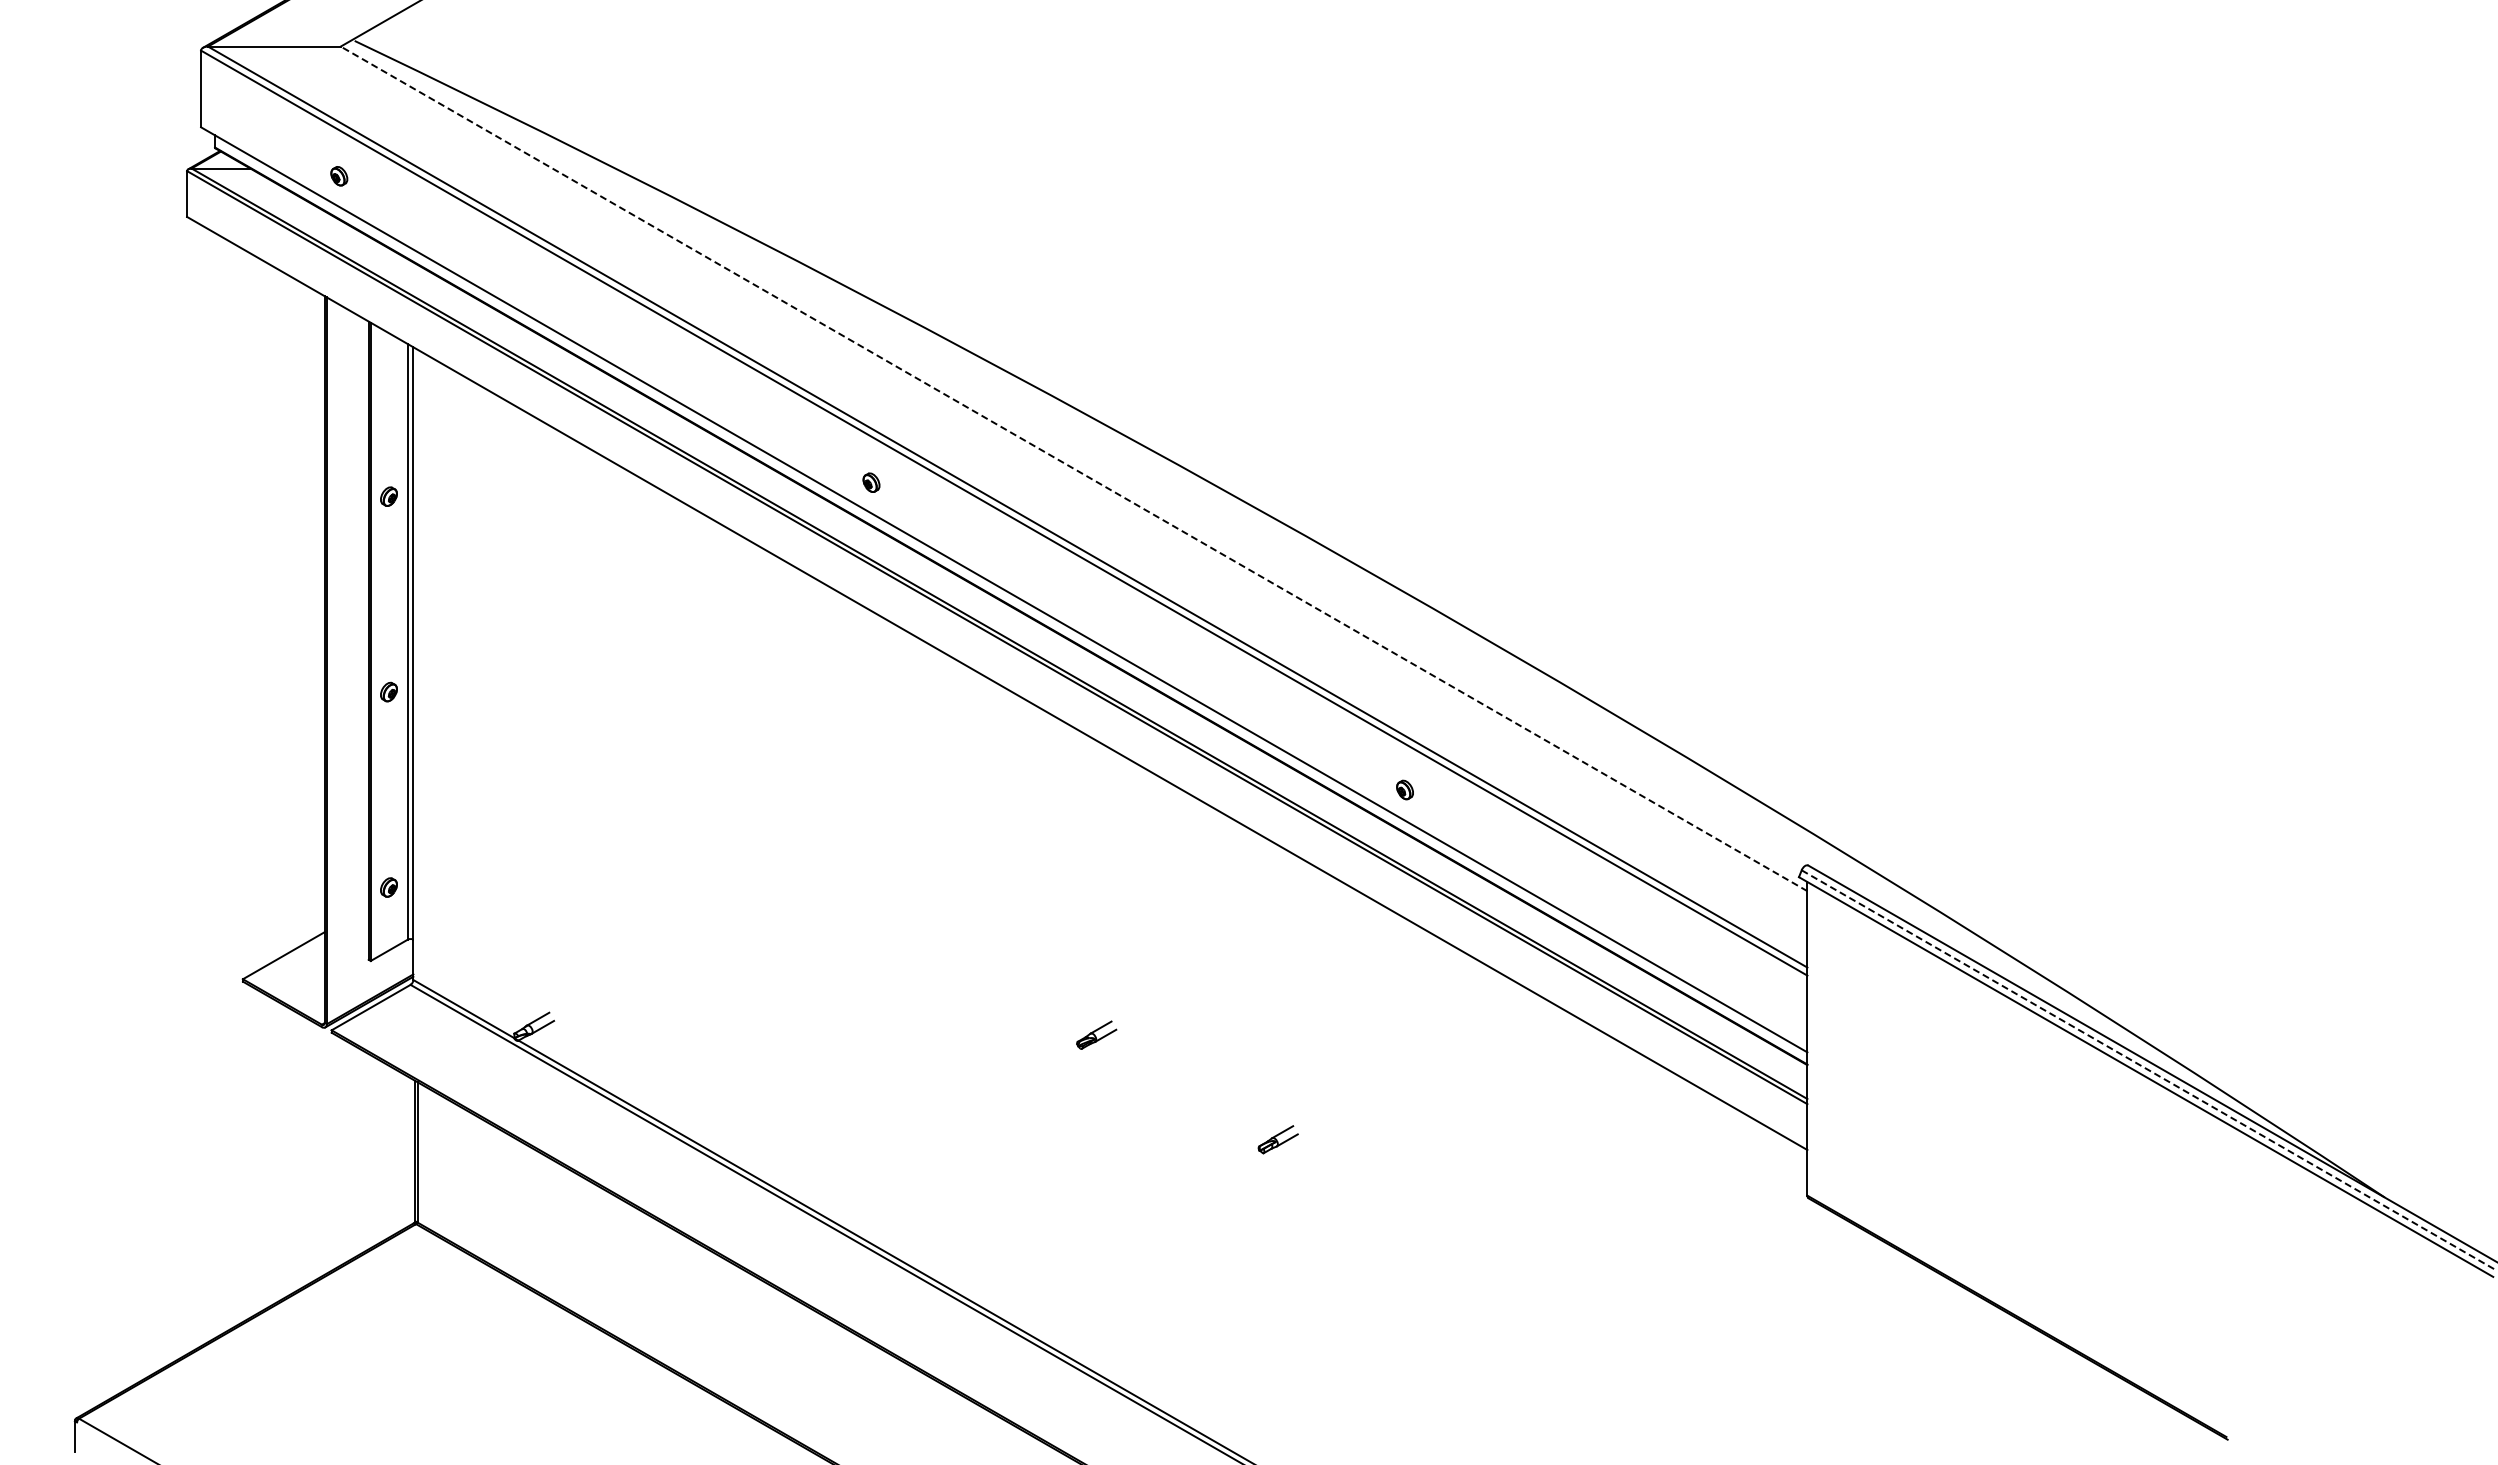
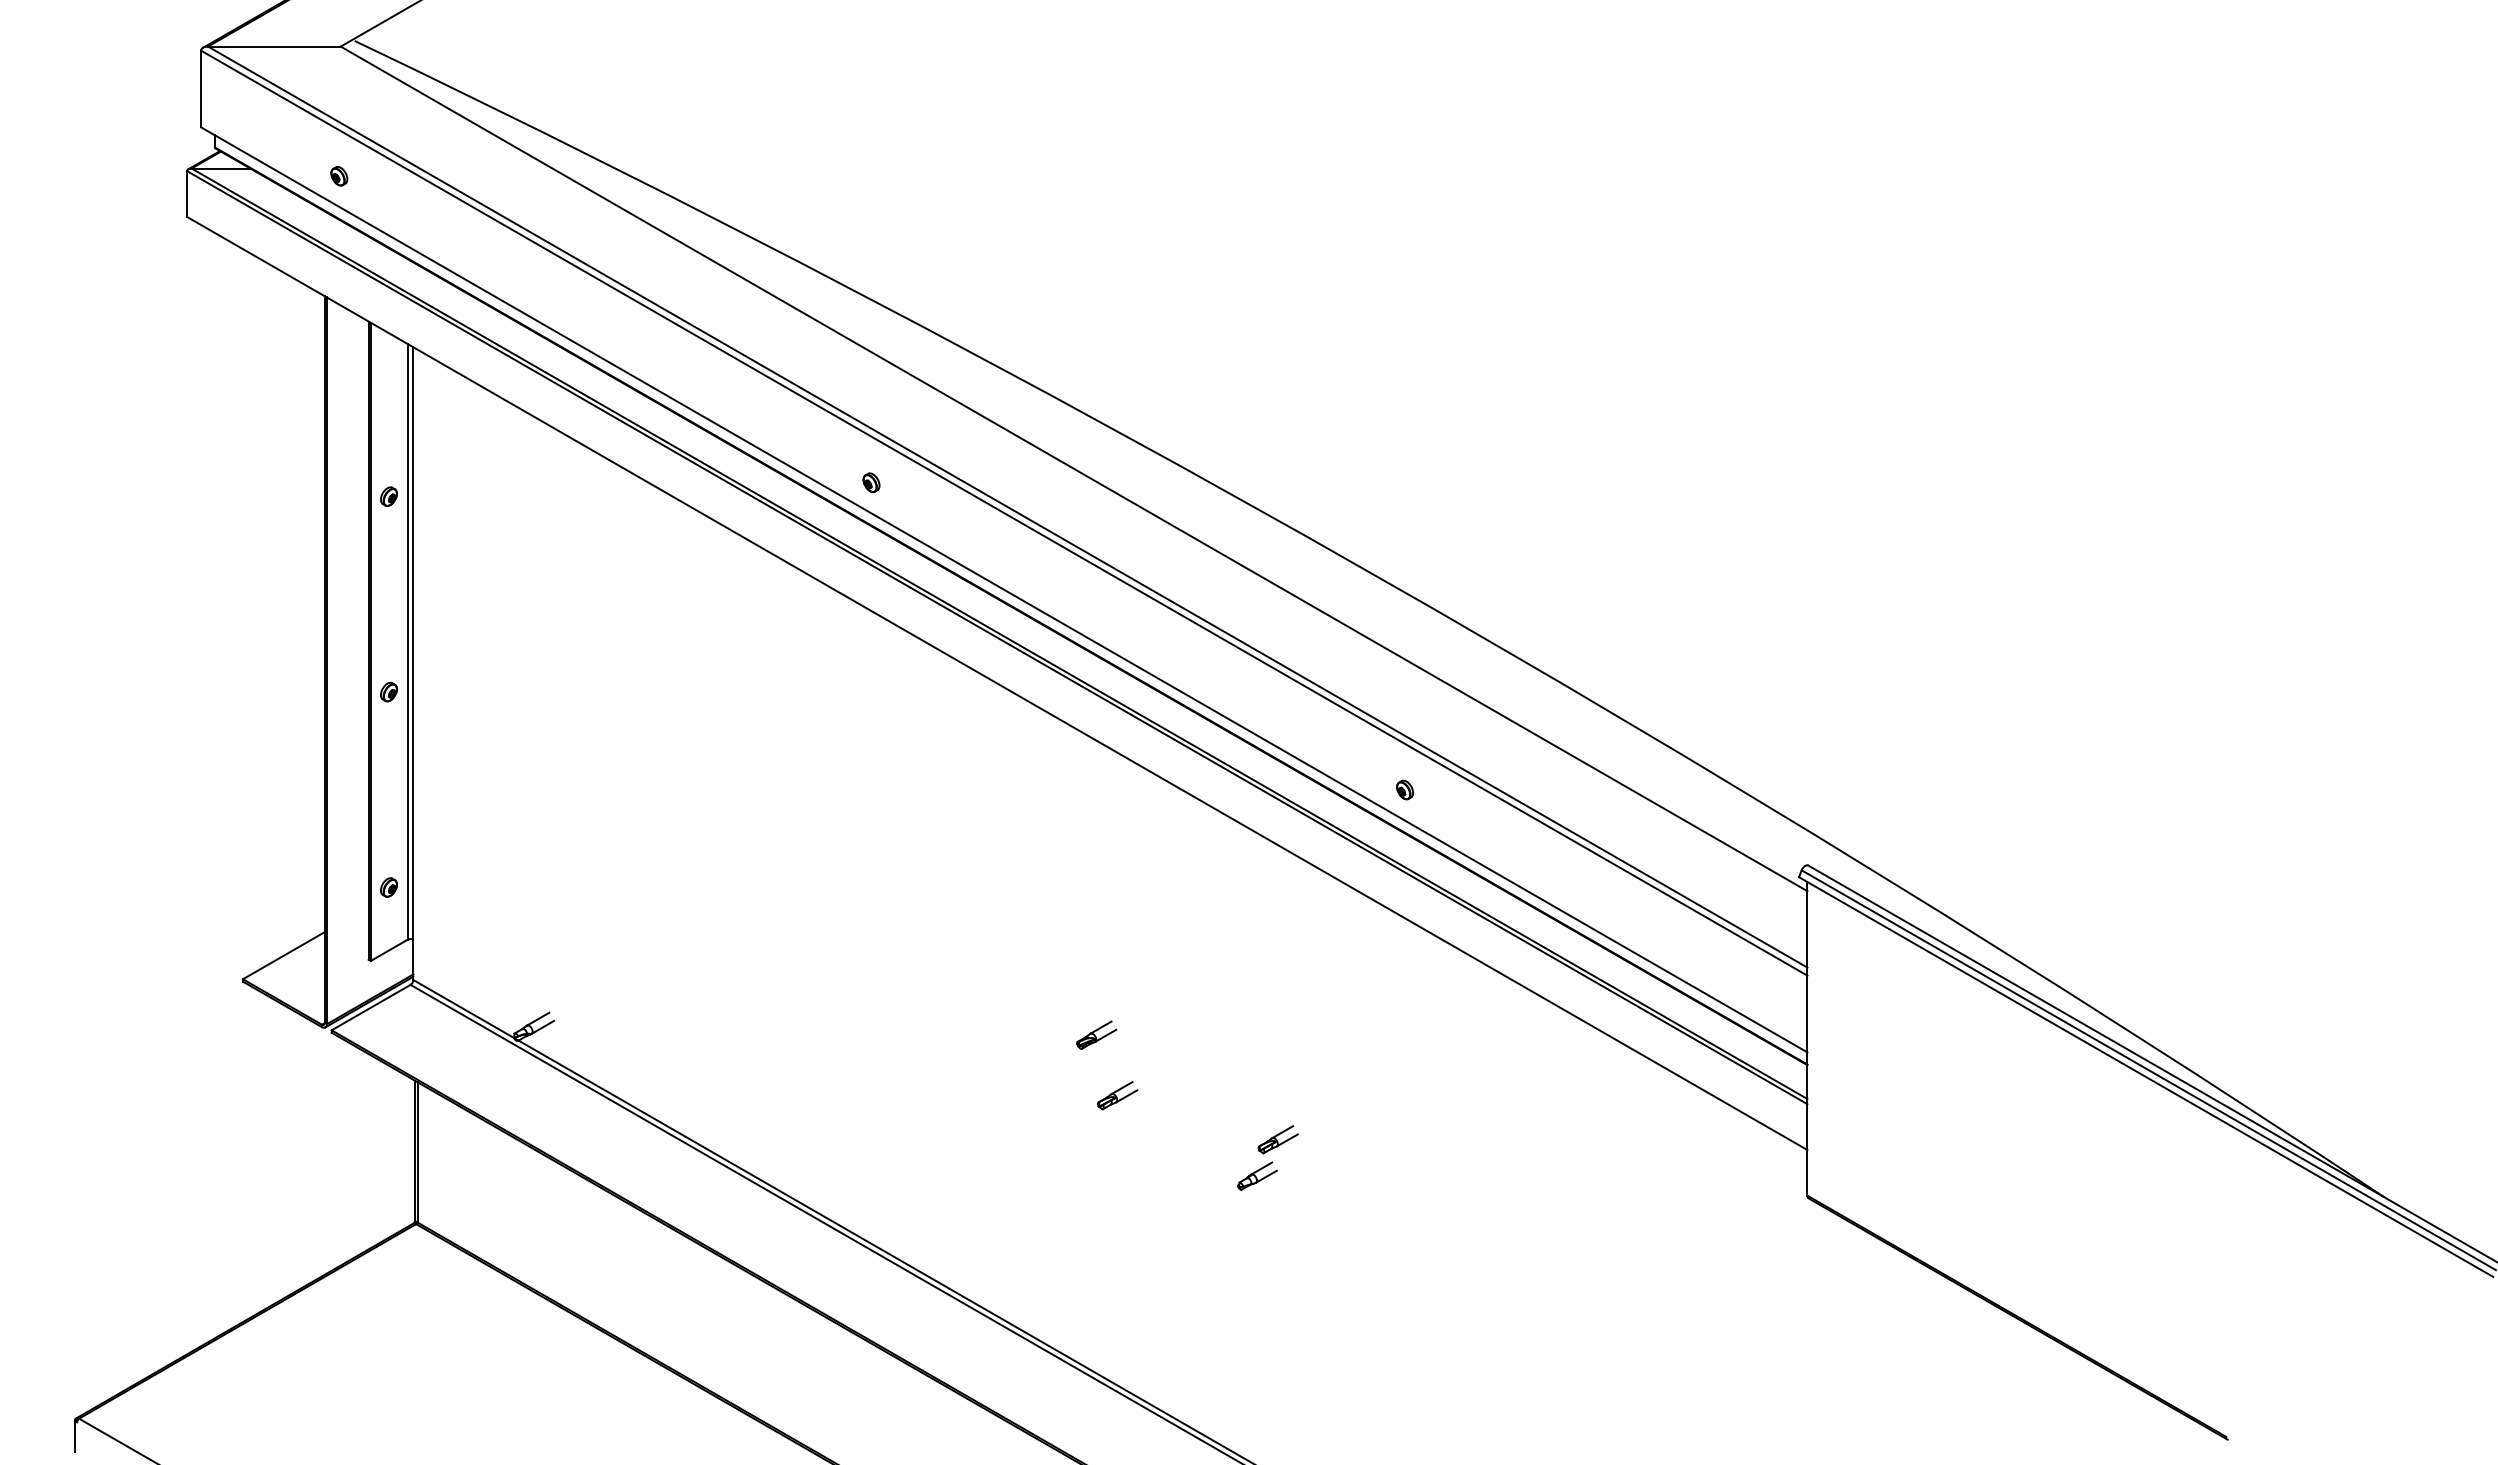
line: dashed -> solid (1073, 468)
line: dashed -> solid (2148, 1070)
part: none -> present (1117, 1095)
part: none -> present (1257, 1175)
